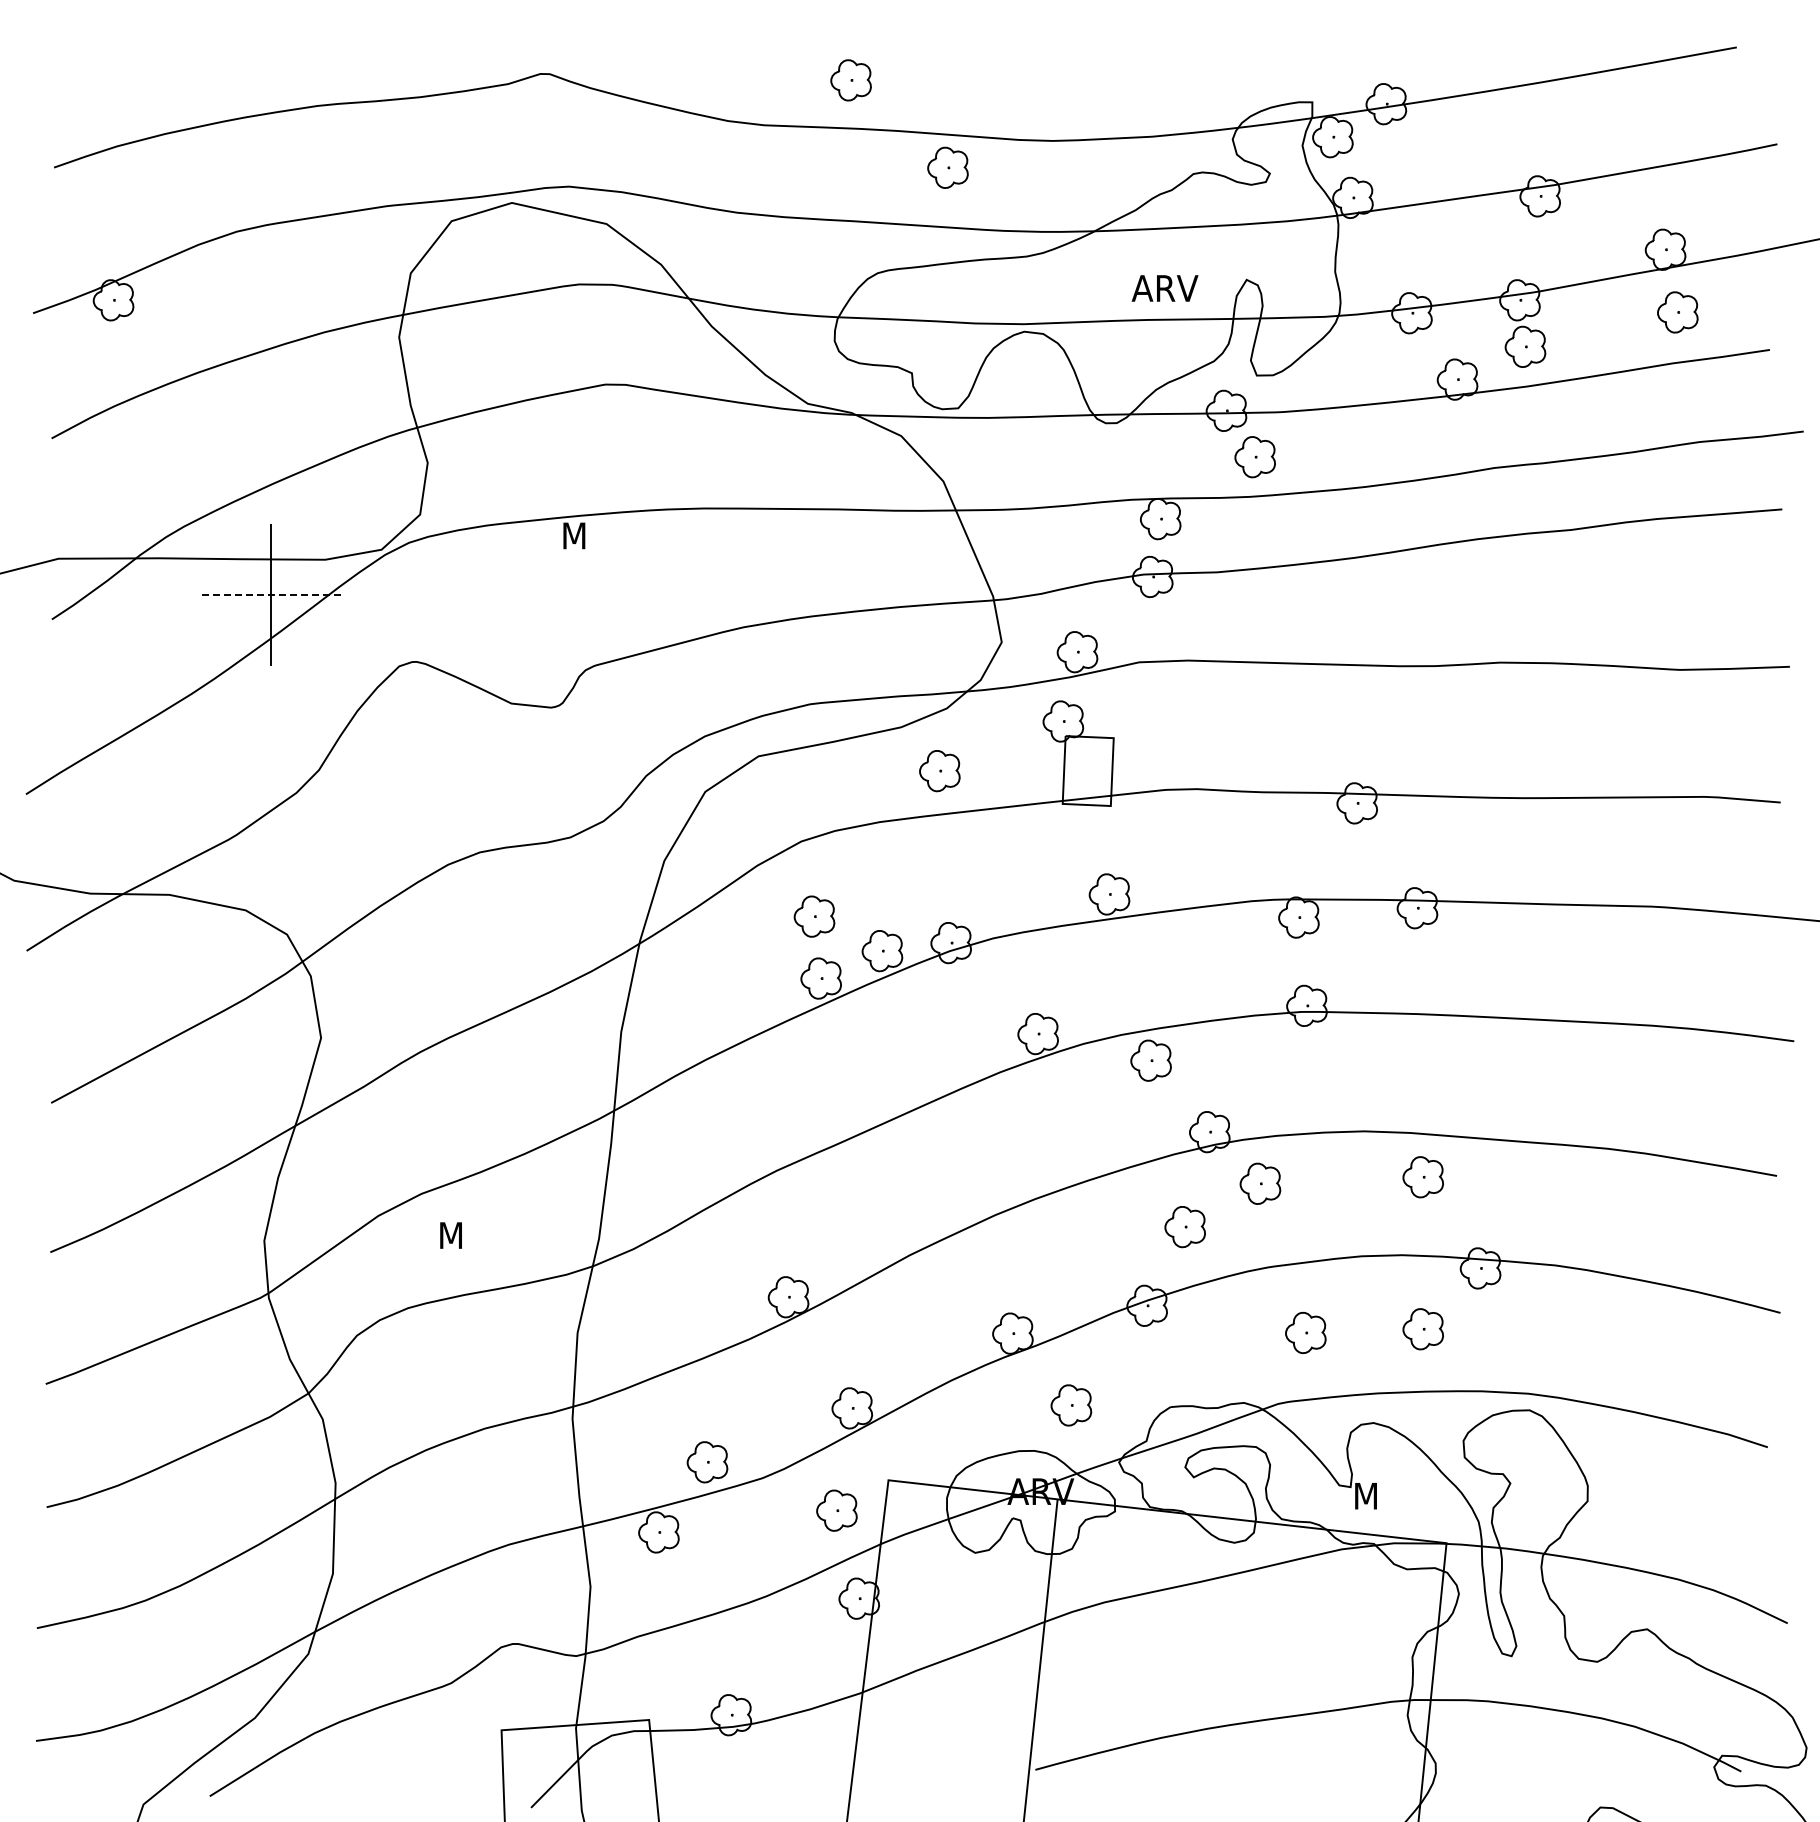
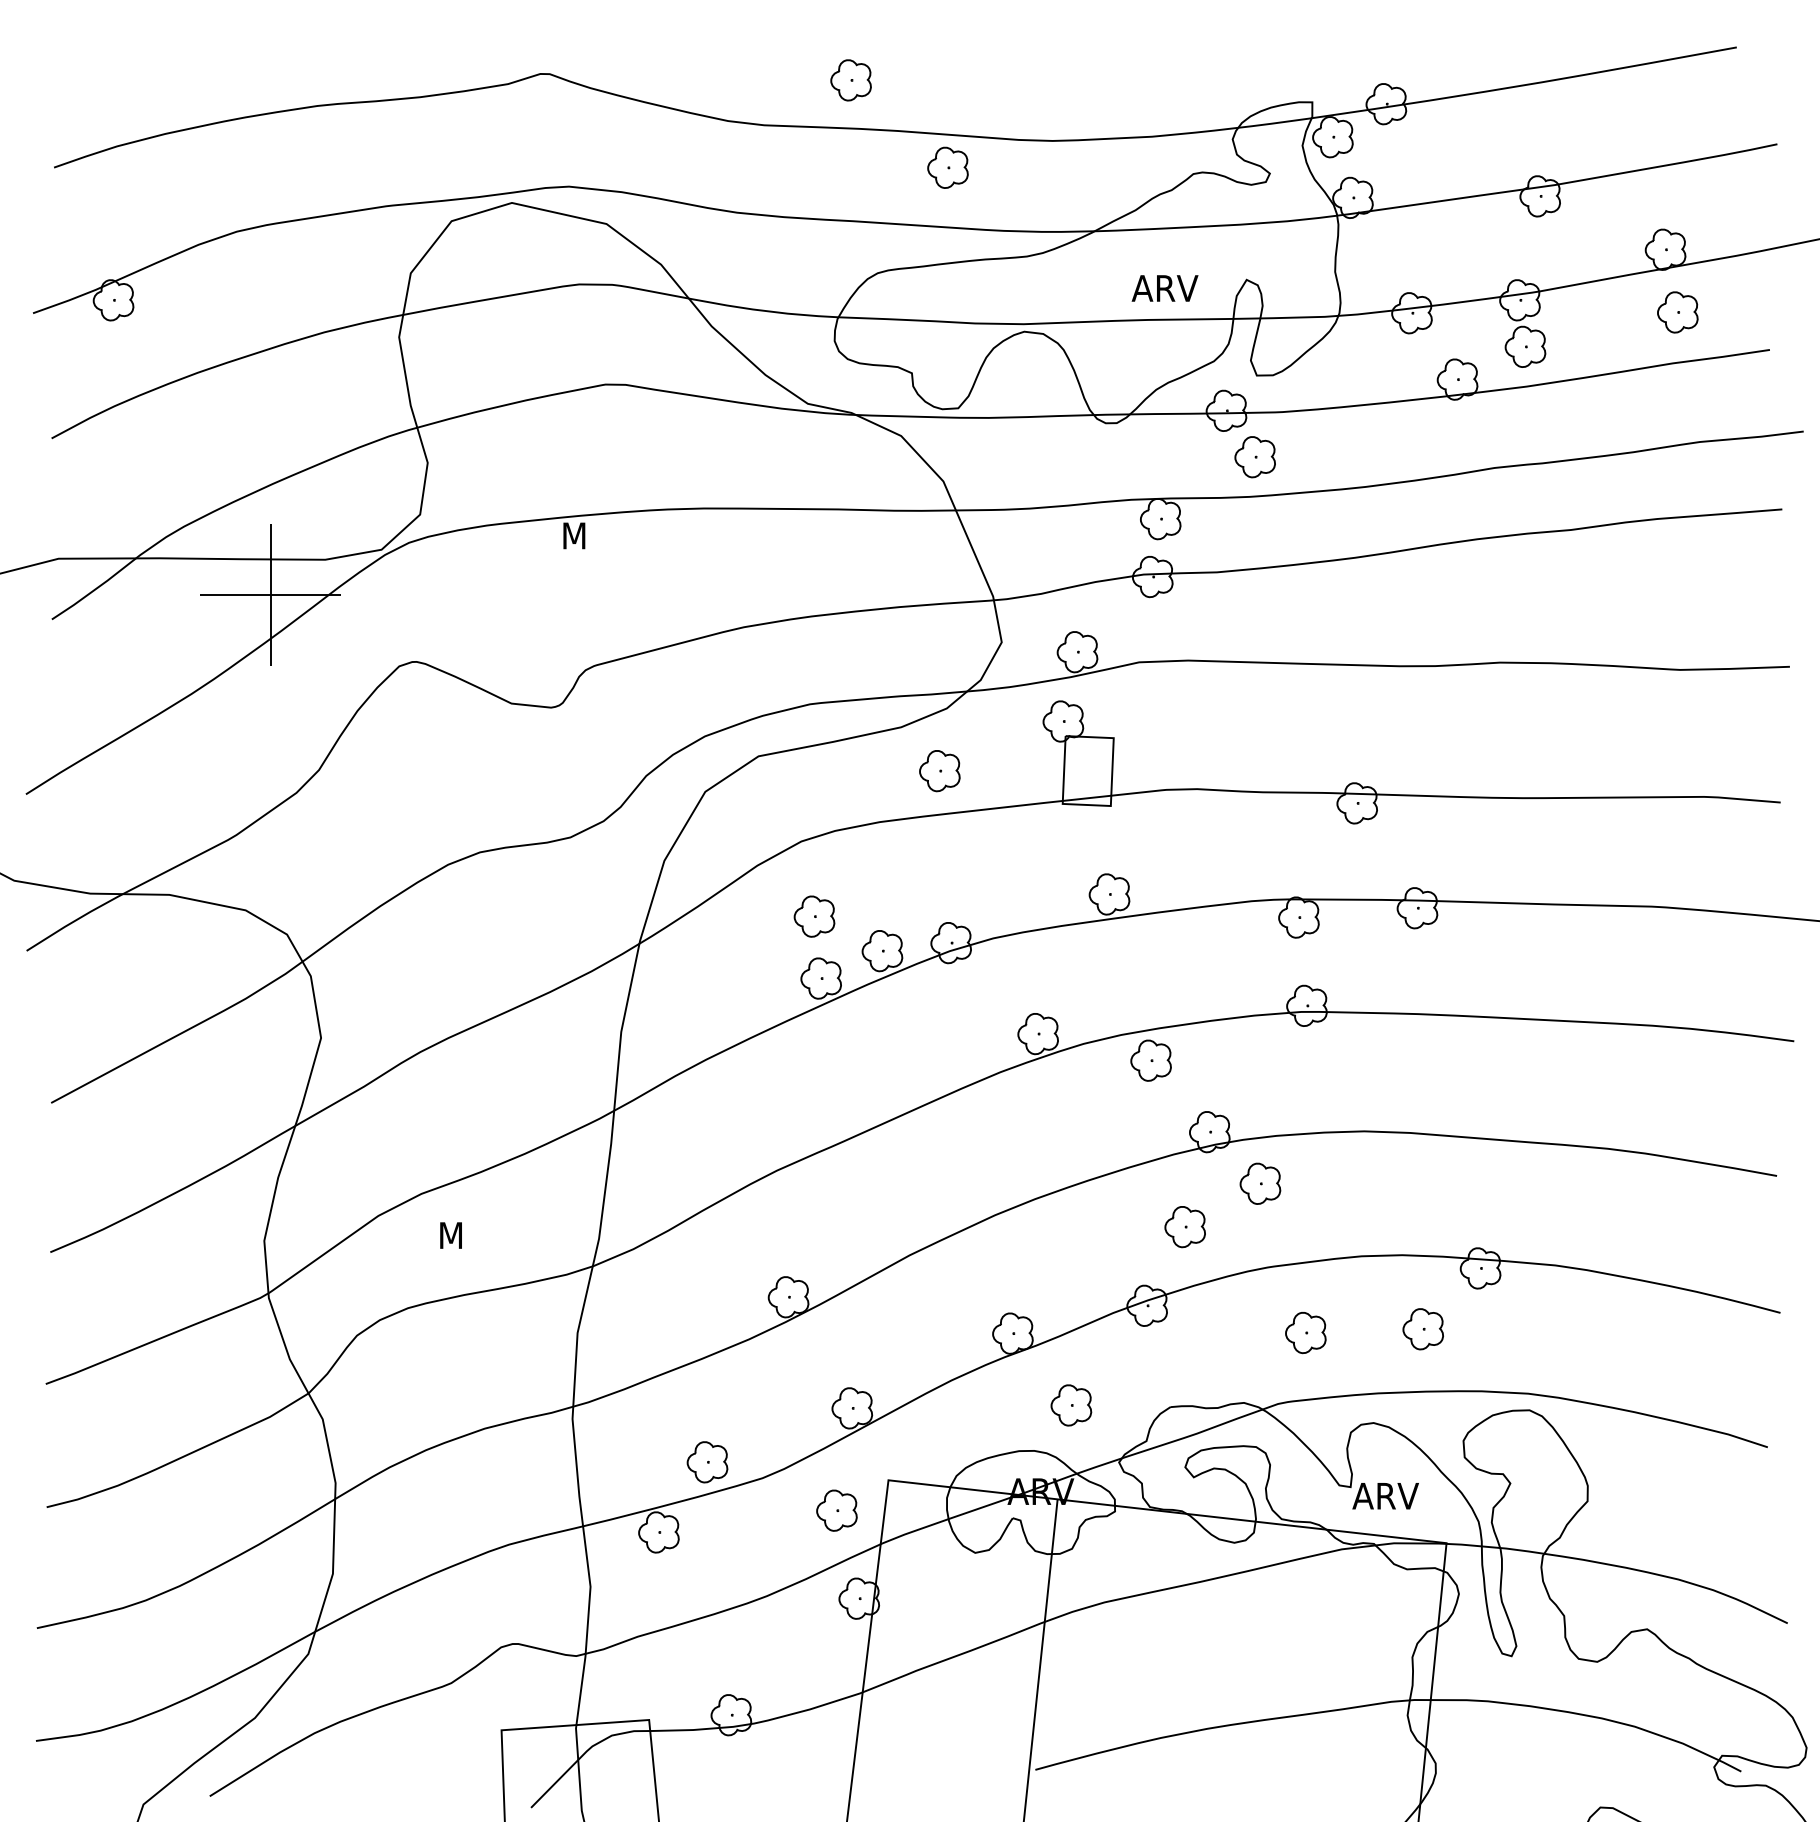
line: dashed -> solid (270, 594)
part: present -> none (1422, 1177)
text: M -> ARV (1385, 1496)
